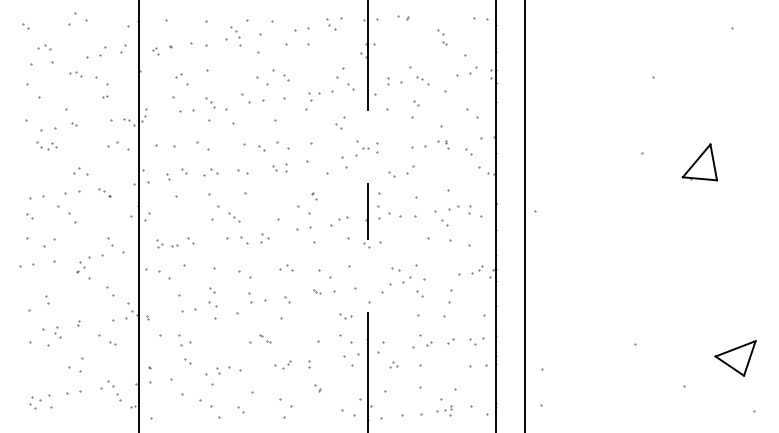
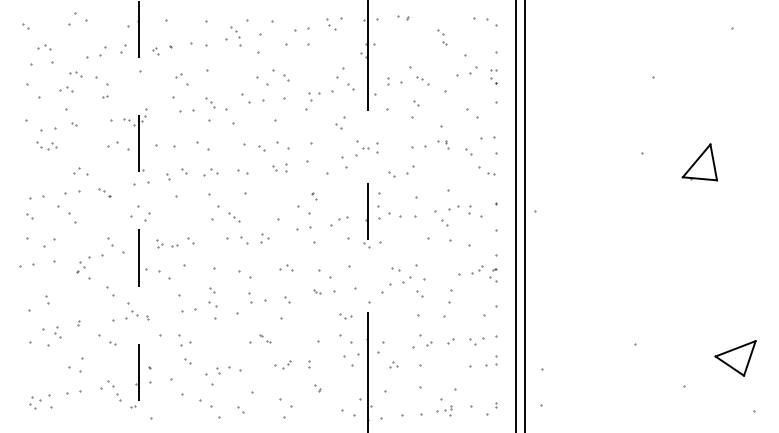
part: none -> present (66, 89)
line position: (496, 215) -> (516, 215) (516, 215)
line: solid -> dashed (139, 216)
